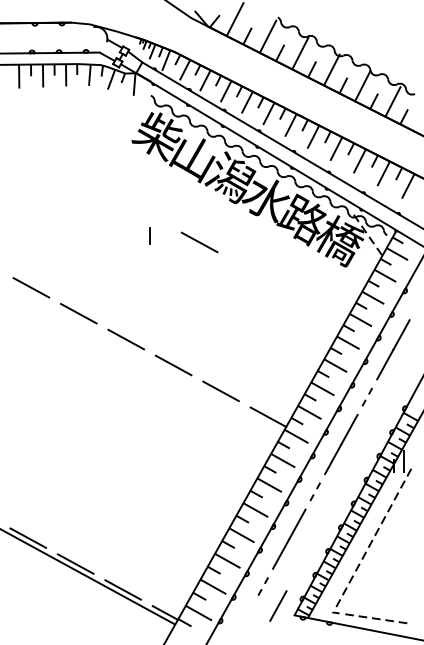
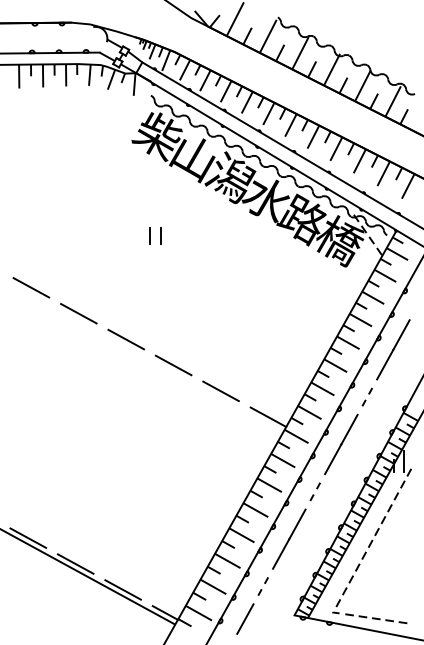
line: none -> present (160, 235)
line: present -> none (199, 242)
line position: (278, 605) -> (245, 618) (245, 618)
